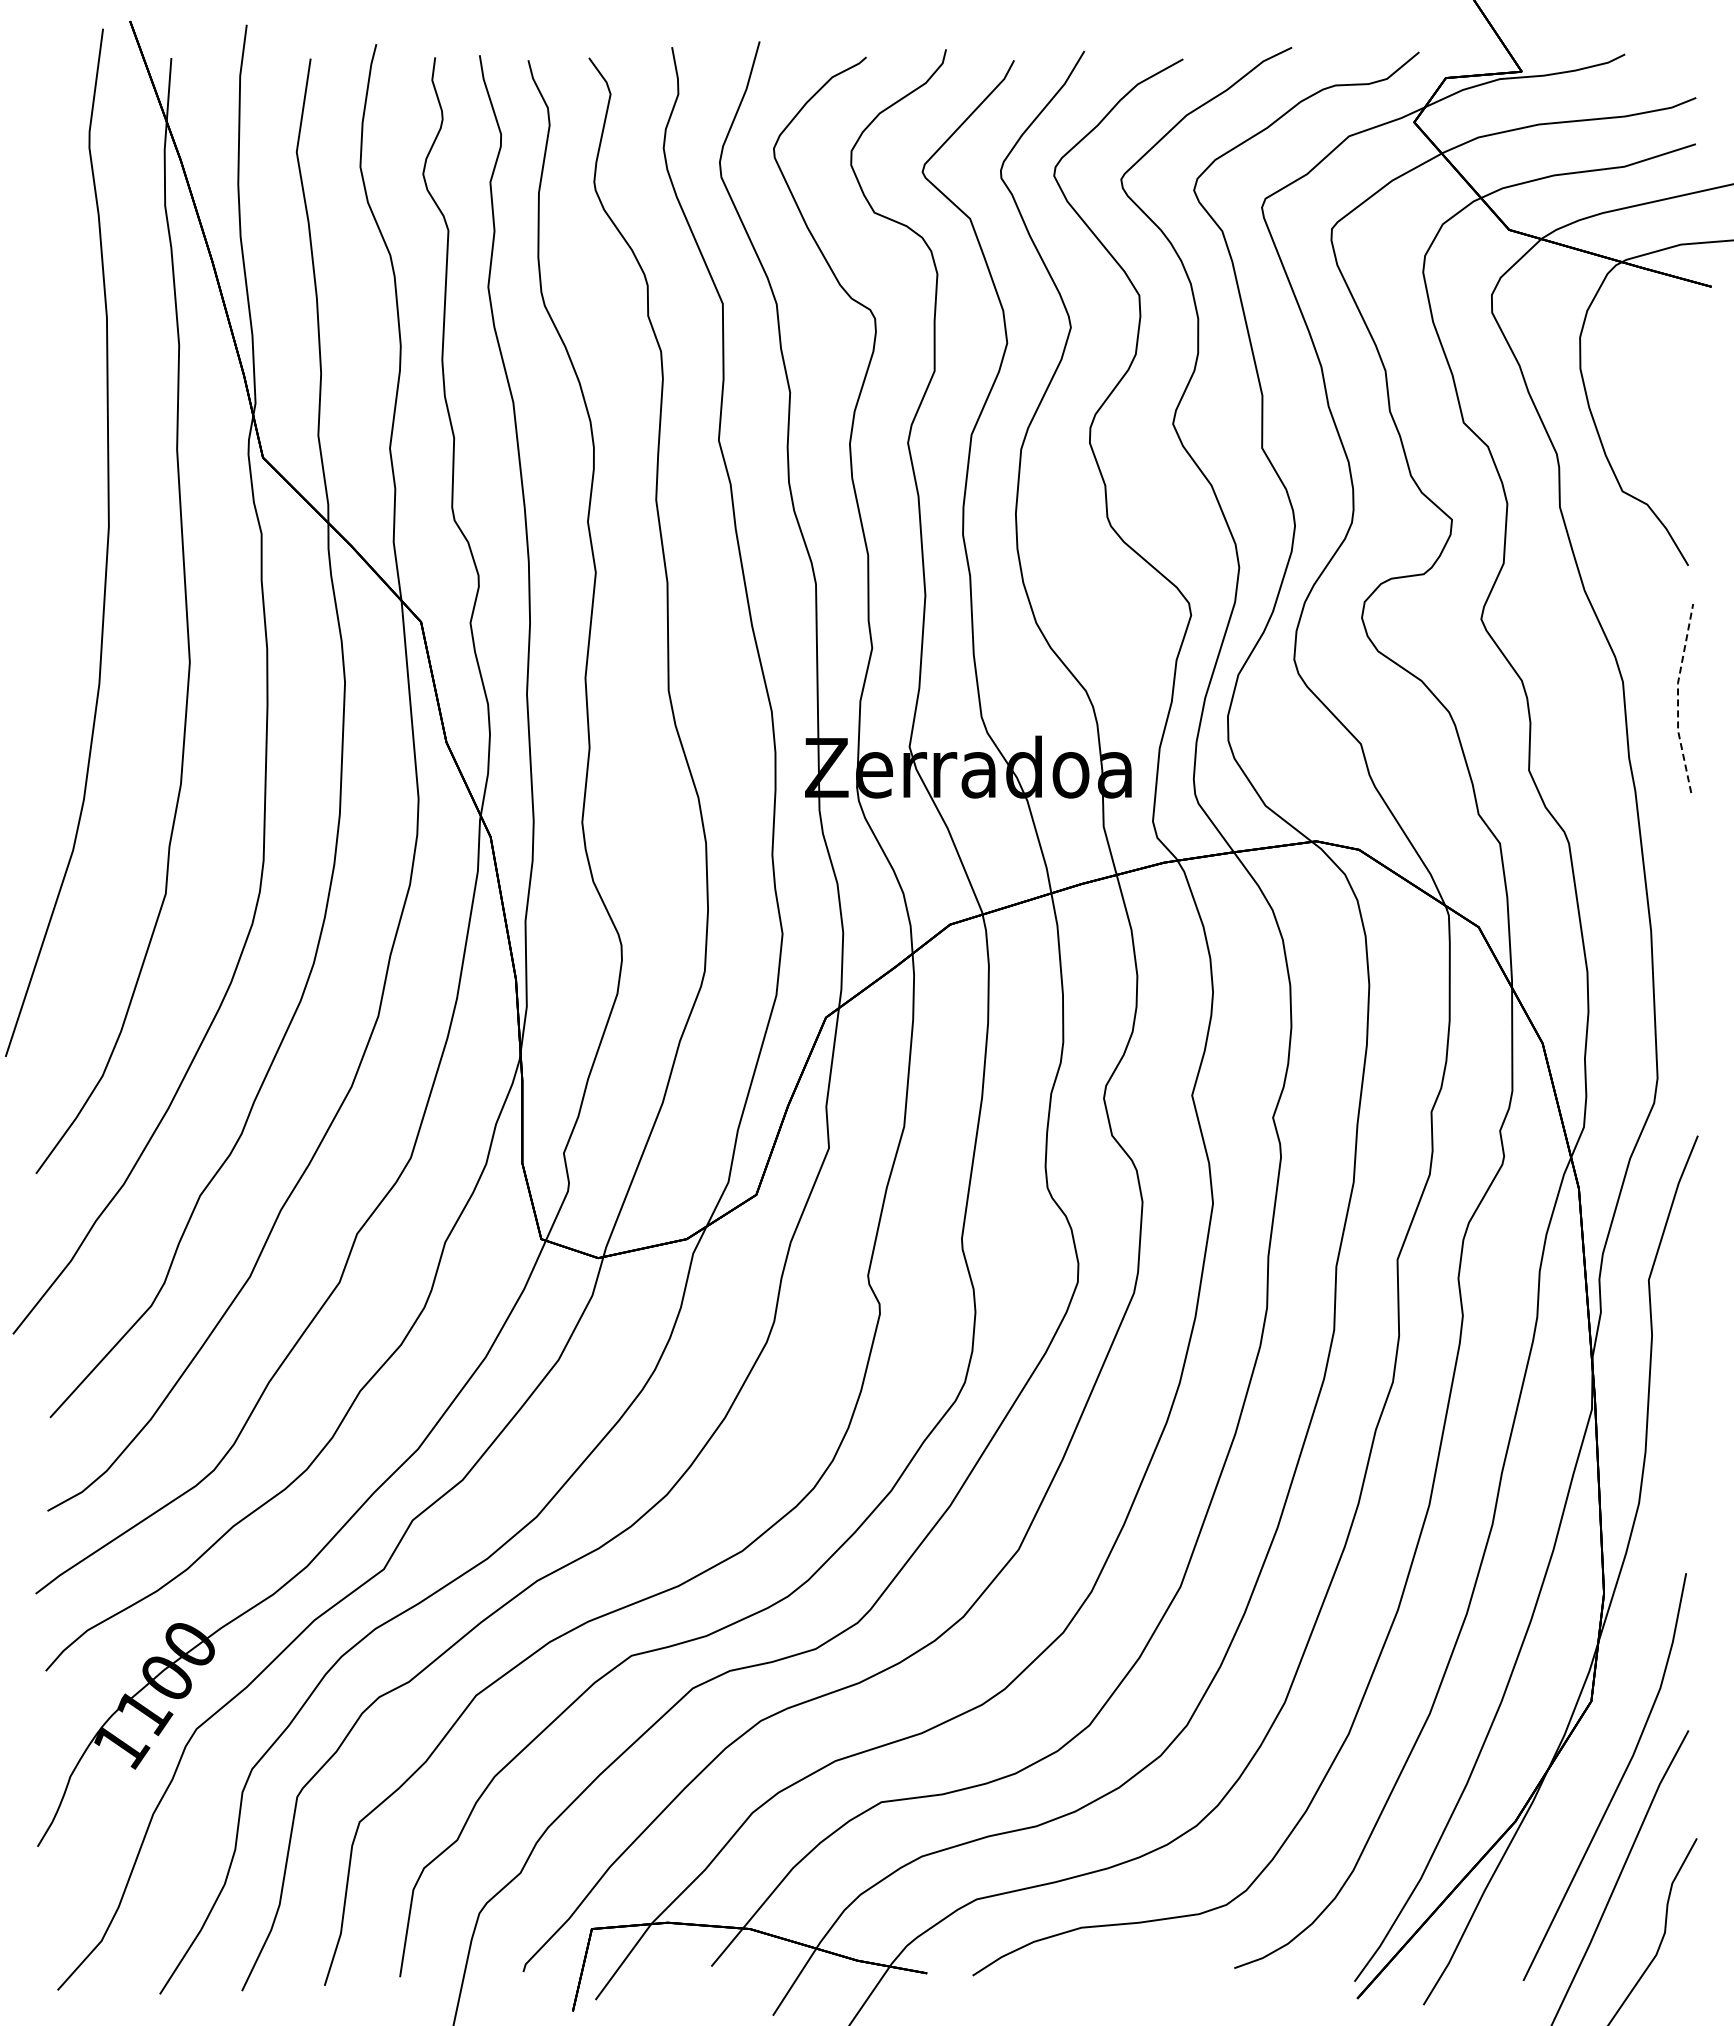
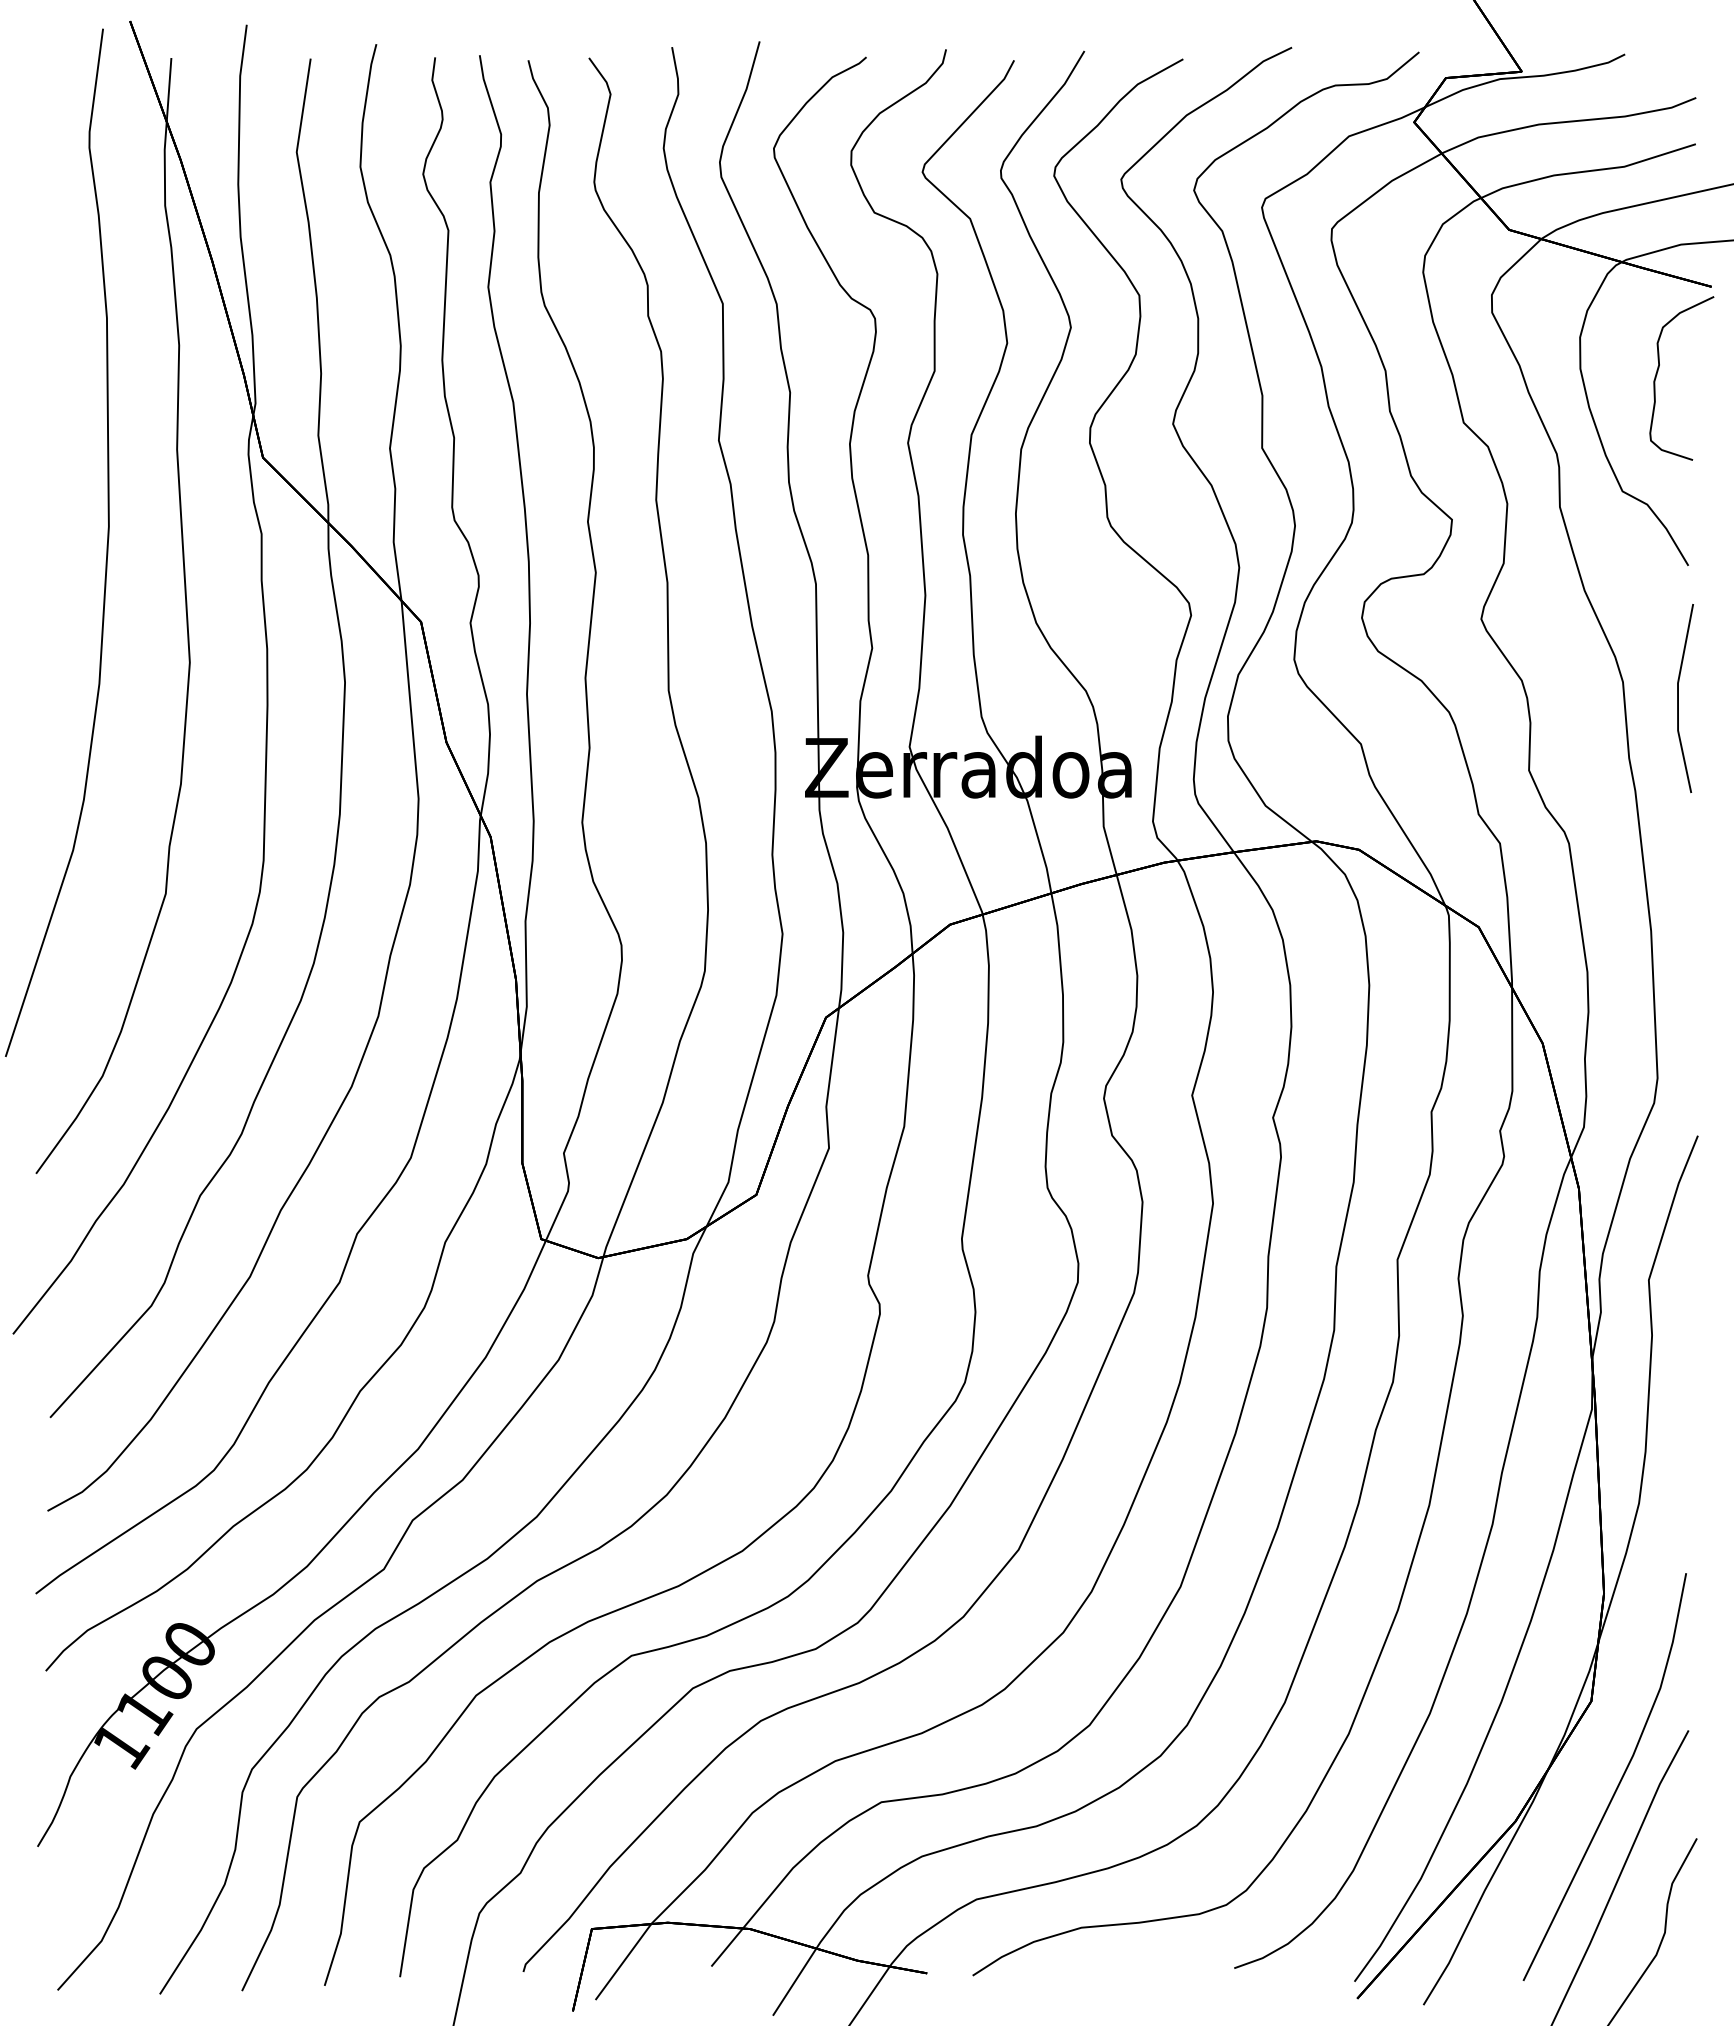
curve: none -> present (1658, 371)
line: dashed -> solid (1678, 698)
